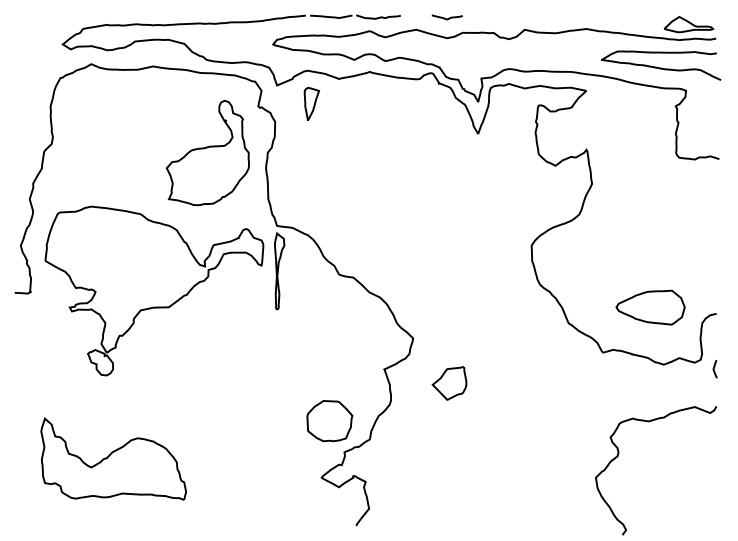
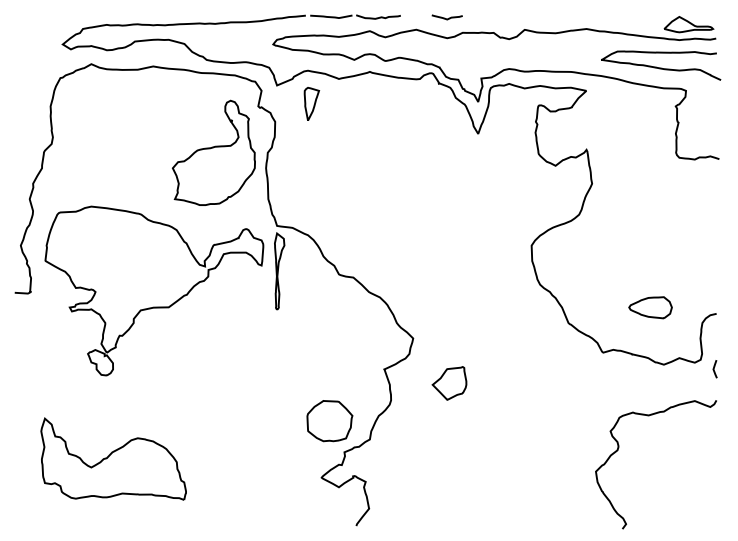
part position: (207, 152) -> (213, 152) (213, 152)
part size: 71x37 px -> 45x24 px (650, 307)
curve position: (618, 456) -> (618, 450) (618, 450)
